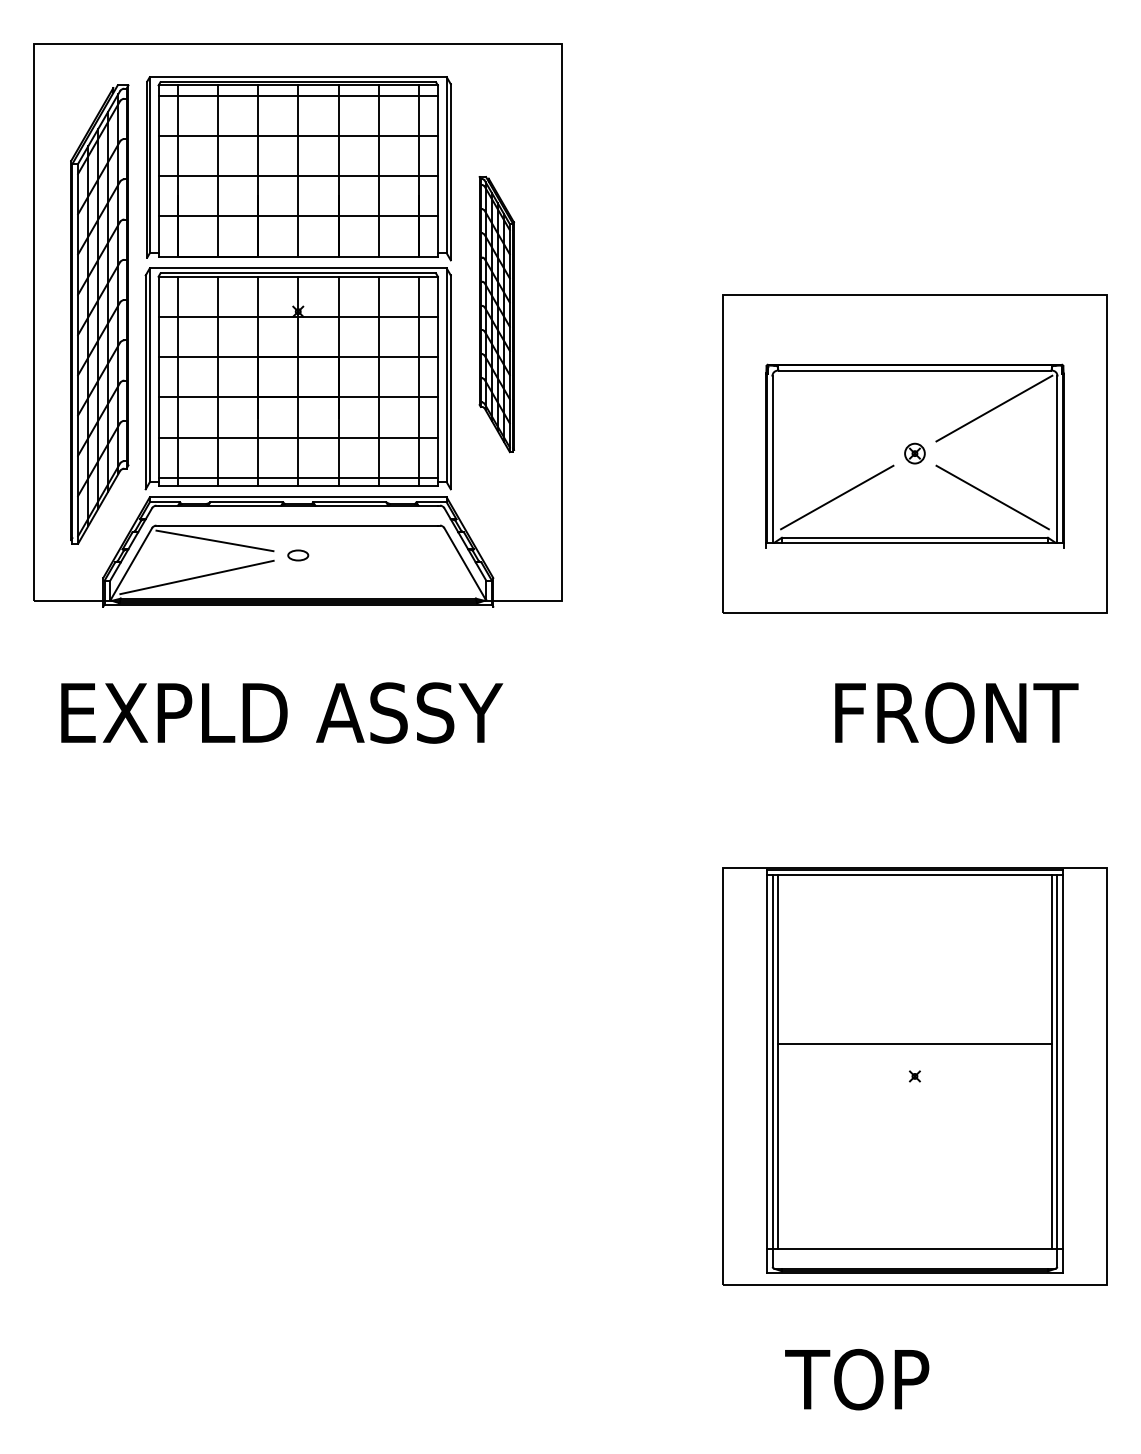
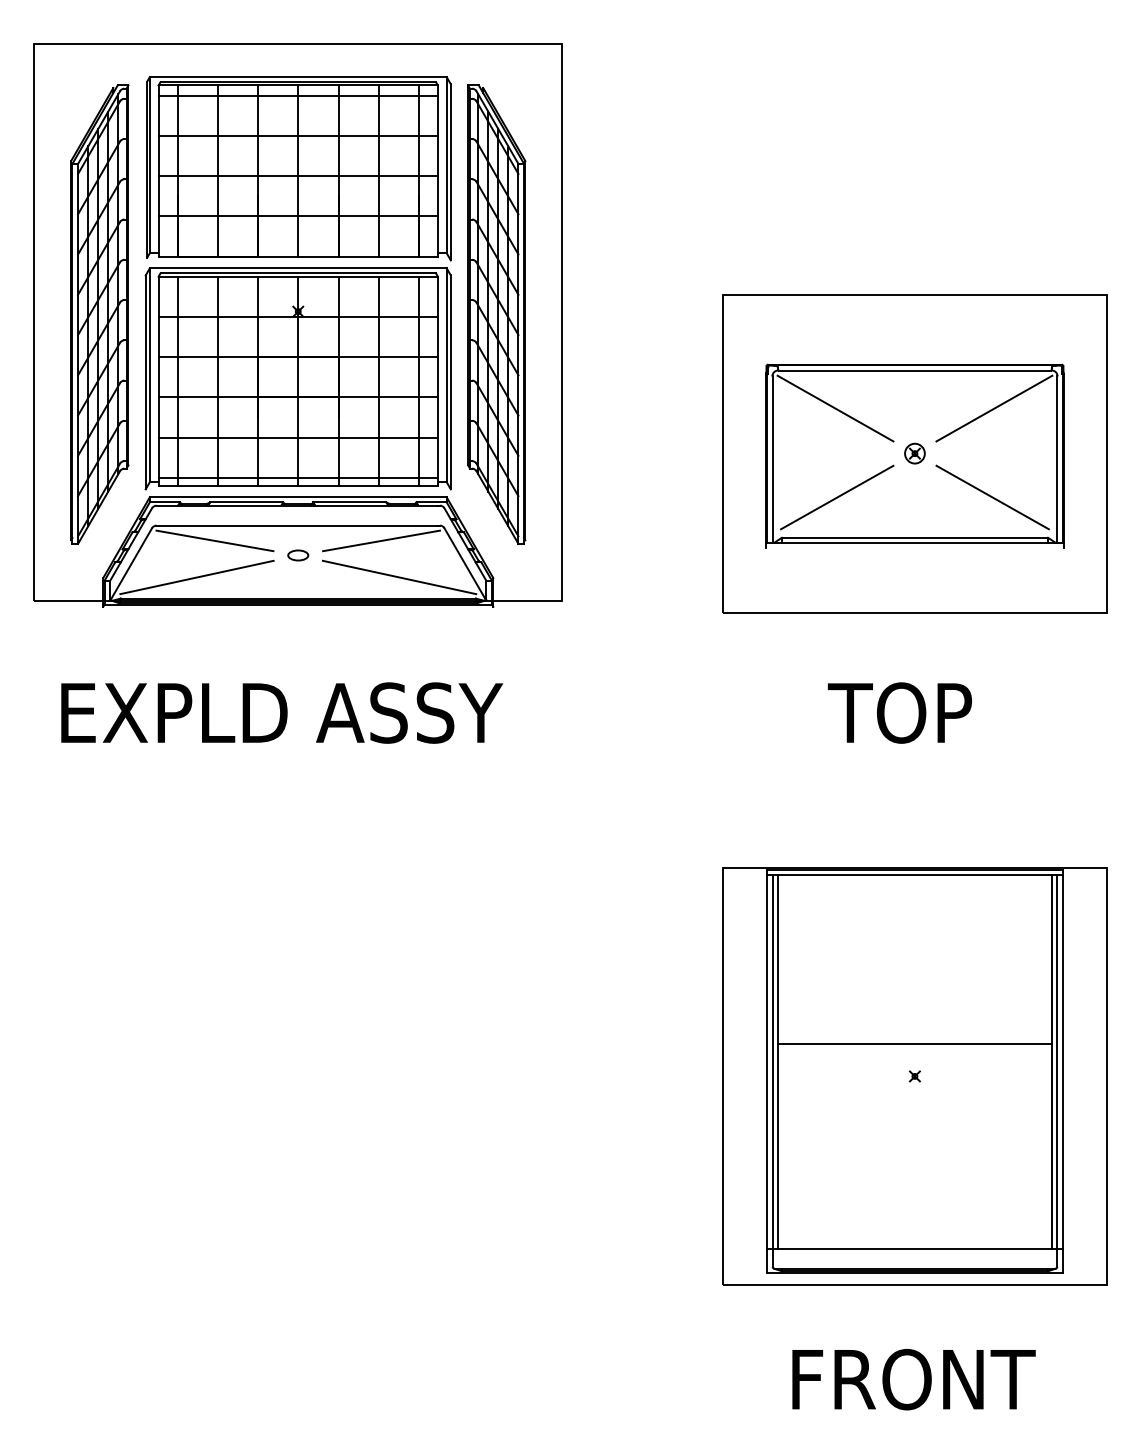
part size: 38x278 px -> 60x461 px (496, 314)
line: none -> present (835, 408)
line: none -> present (381, 540)
line: none -> present (399, 577)
text: FRONT -> TOP (952, 712)
text: TOP -> FRONT (910, 1379)
